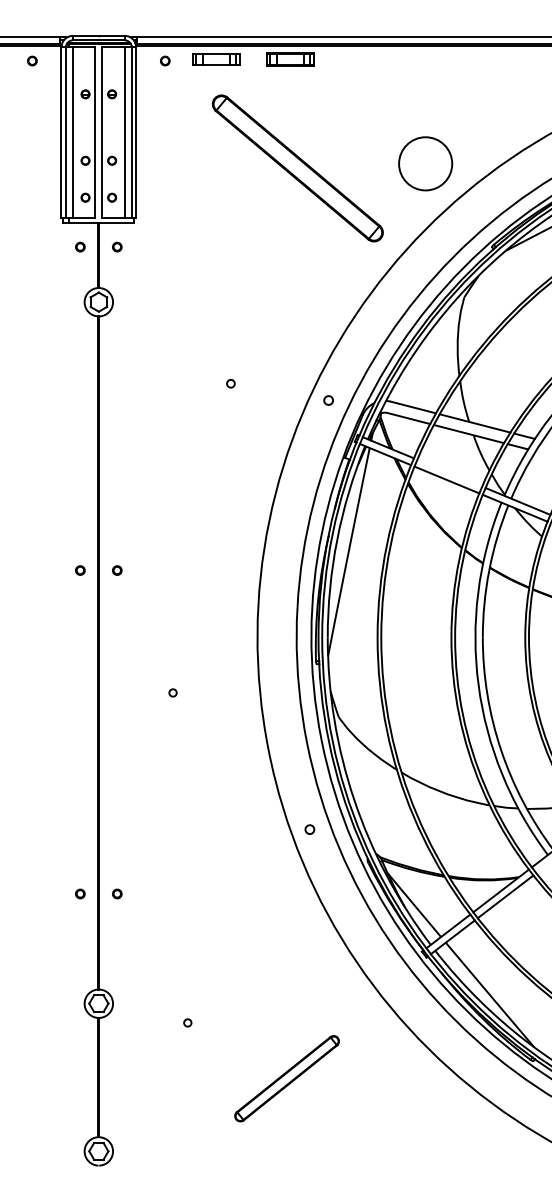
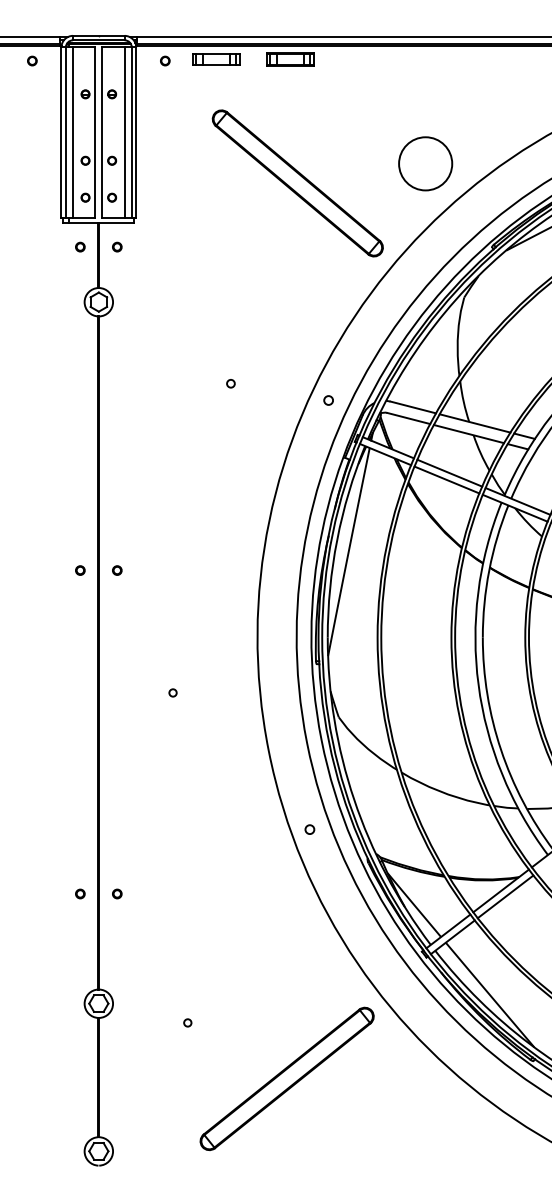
part position: (297, 168) -> (297, 183) (297, 183)
line: none -> present (449, 472)
part size: 106x88 px -> 176x145 px (286, 1078)
